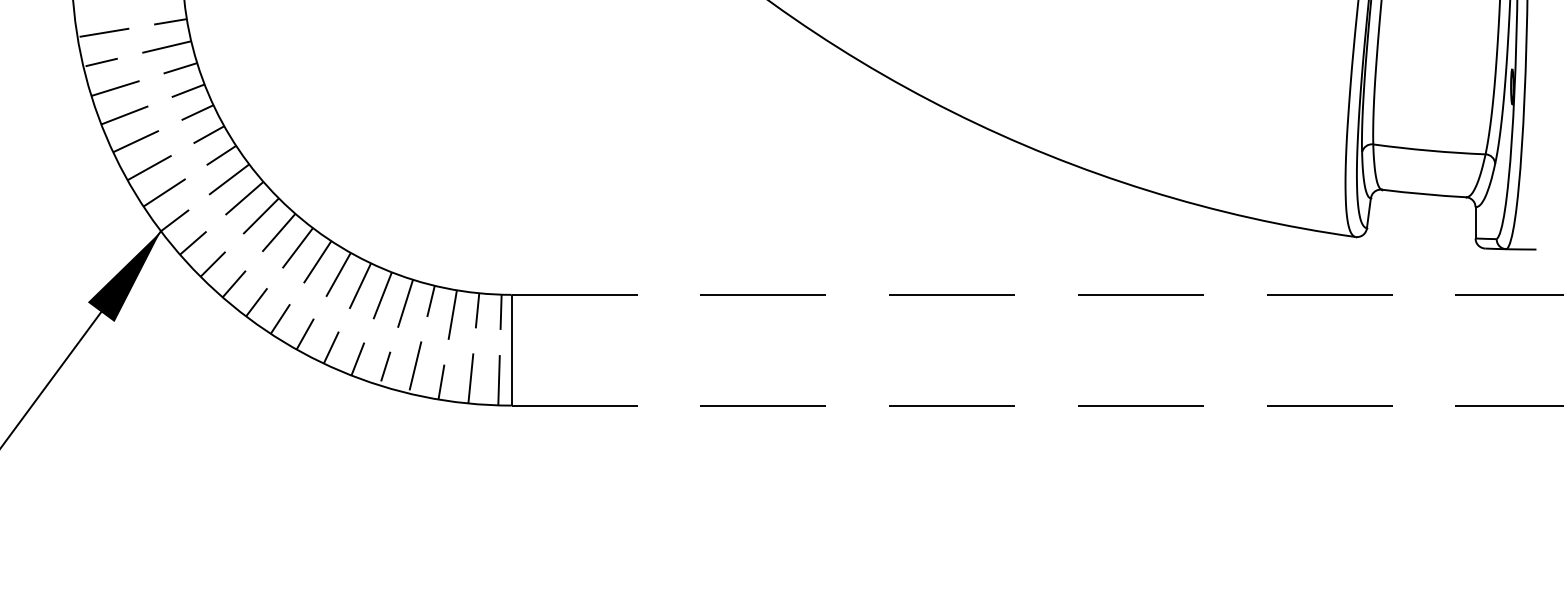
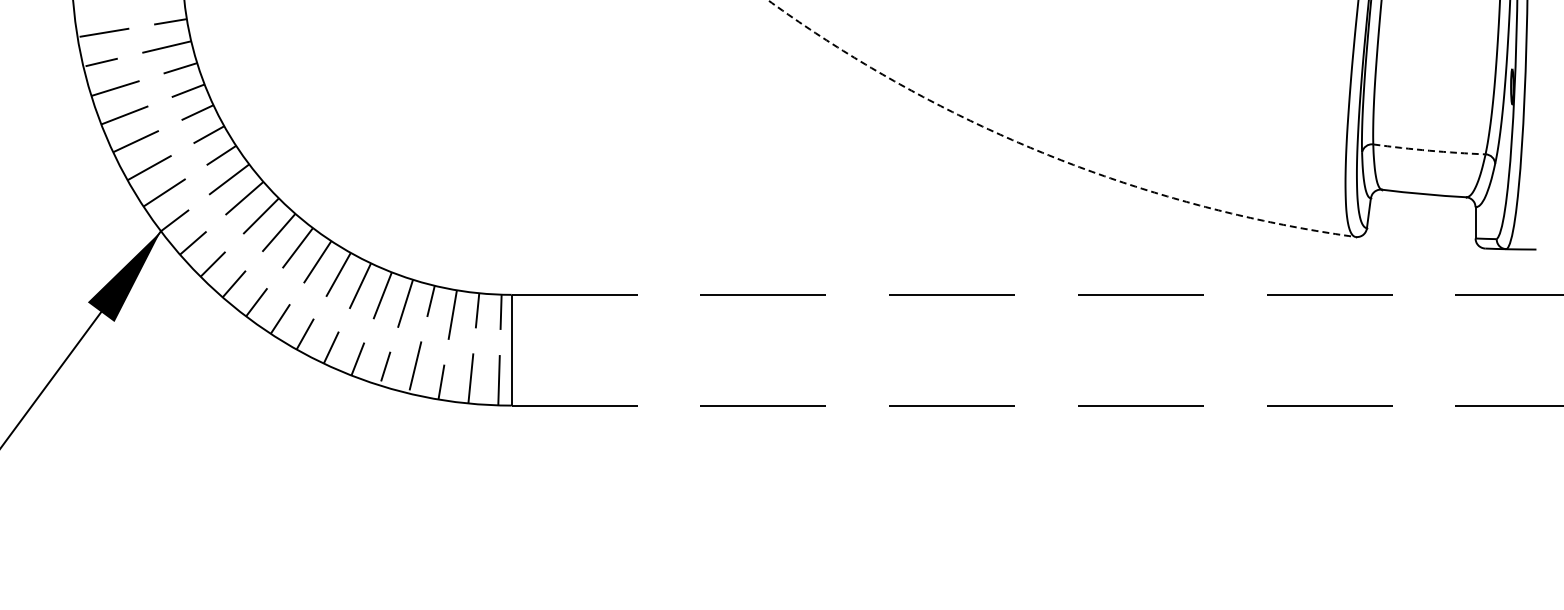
arc: solid -> dashed (1429, 150)
arc: solid -> dashed (1047, 154)
